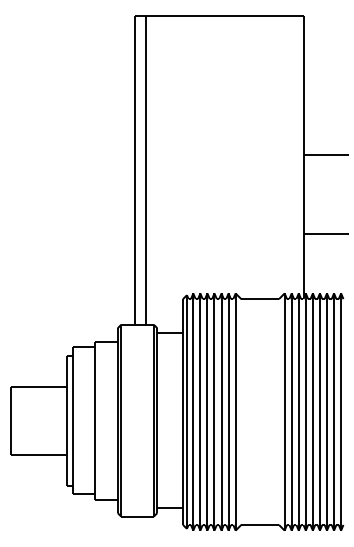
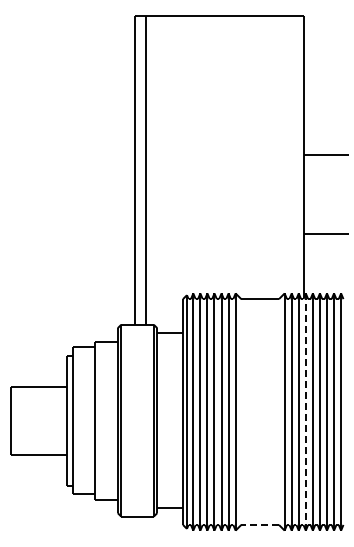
line: solid -> dashed (305, 412)
line: solid -> dashed (260, 524)
